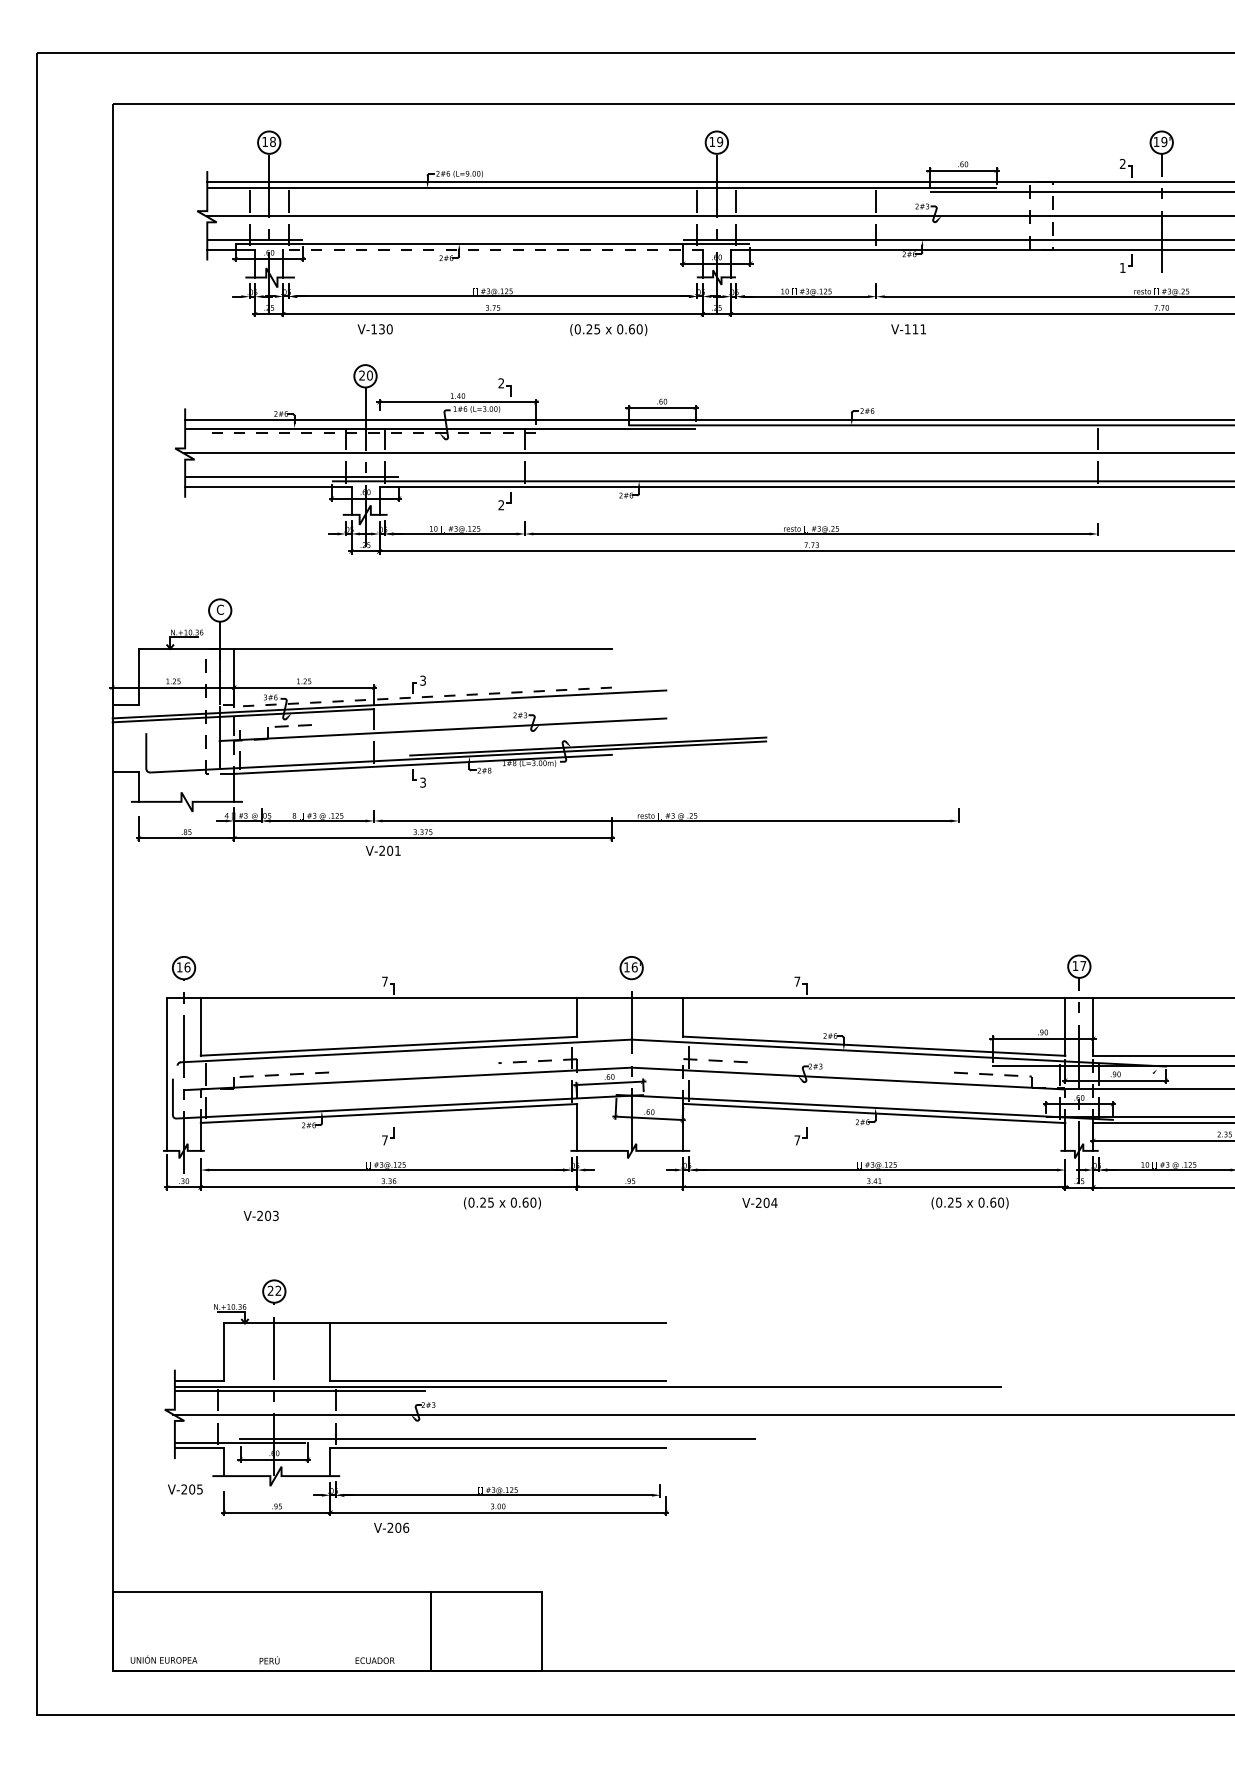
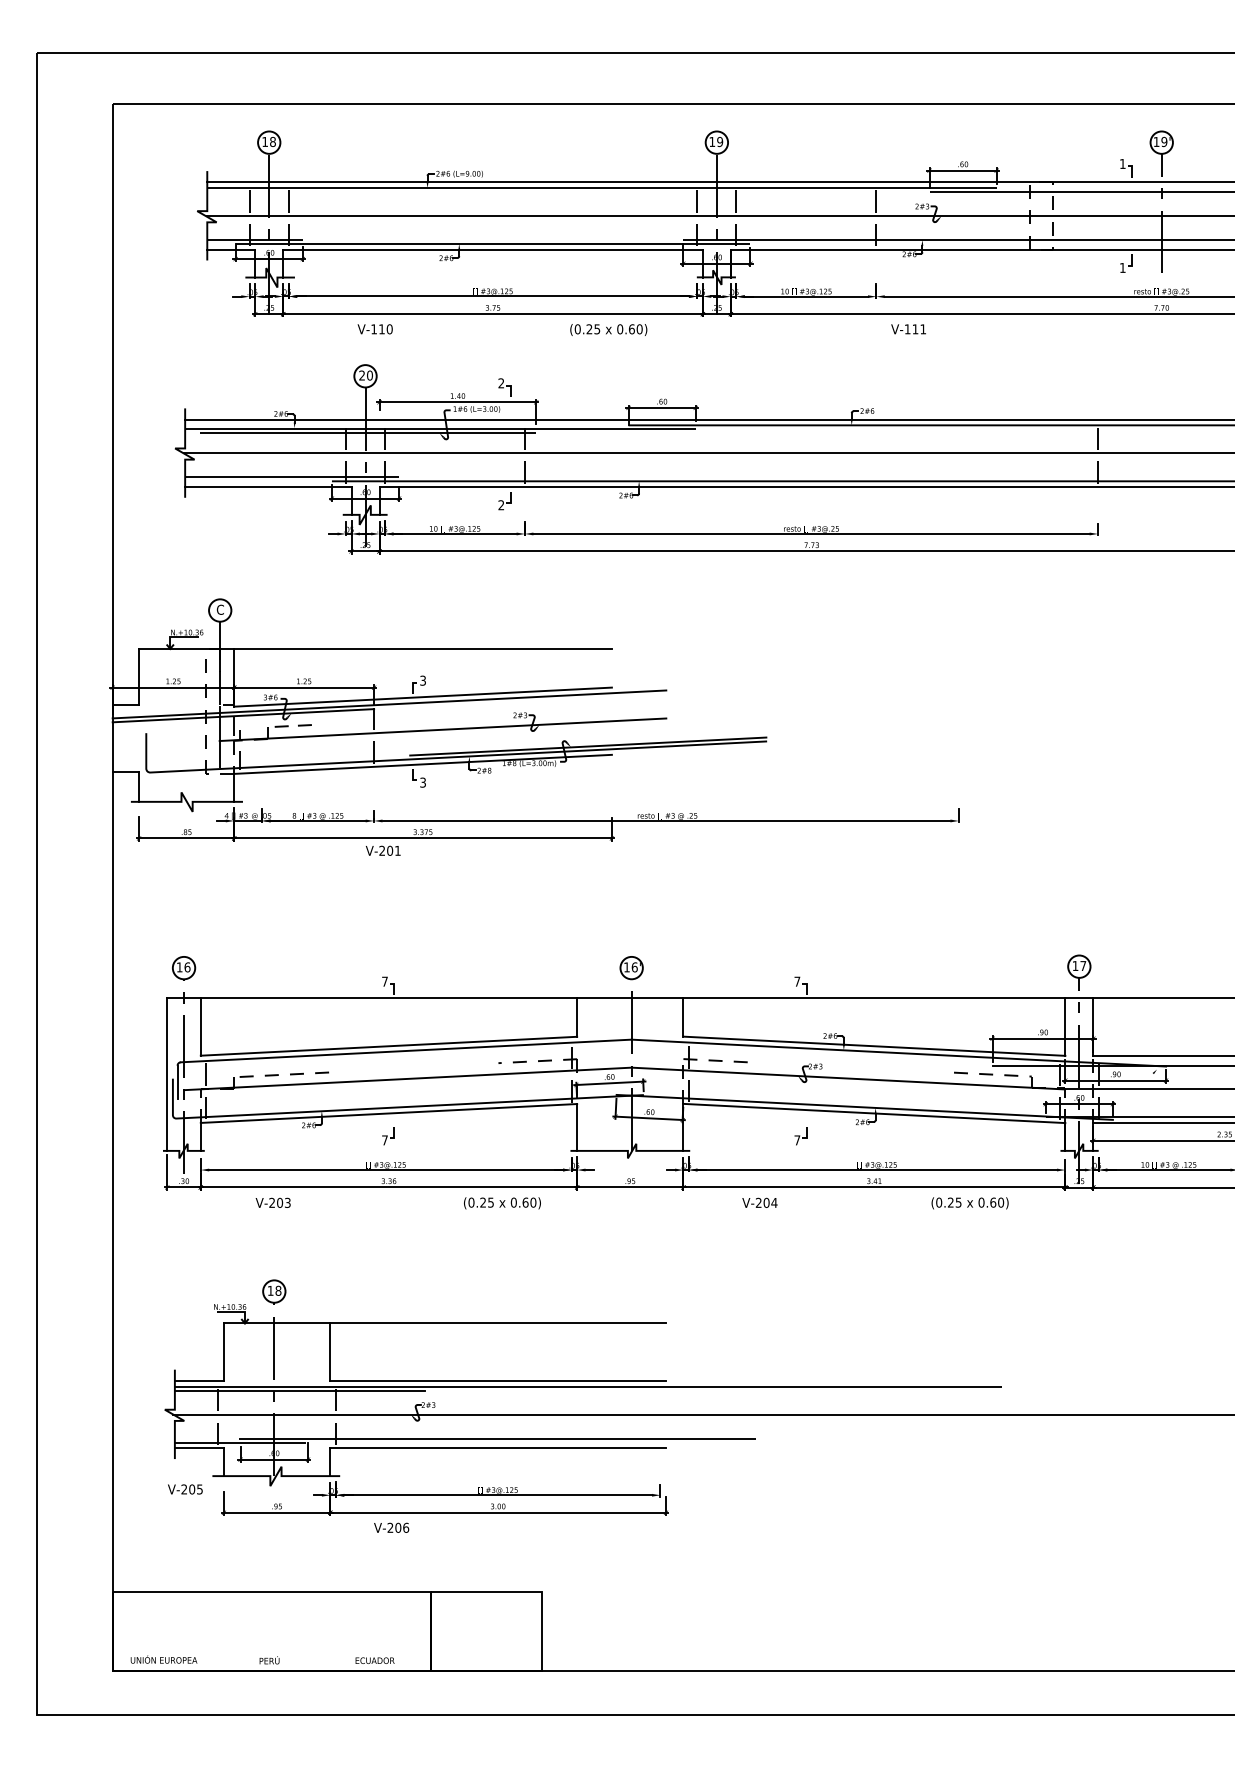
text: 2 -> 1 (1122, 163)
line: dashed -> solid (493, 249)
text: V-130 -> V-110 (381, 329)
line: dashed -> solid (368, 433)
line: dashed -> solid (422, 697)
line: none -> present (177, 1081)
text position: (260, 1215) -> (272, 1202) (272, 1202)
text: 22 -> 18 (274, 1290)
